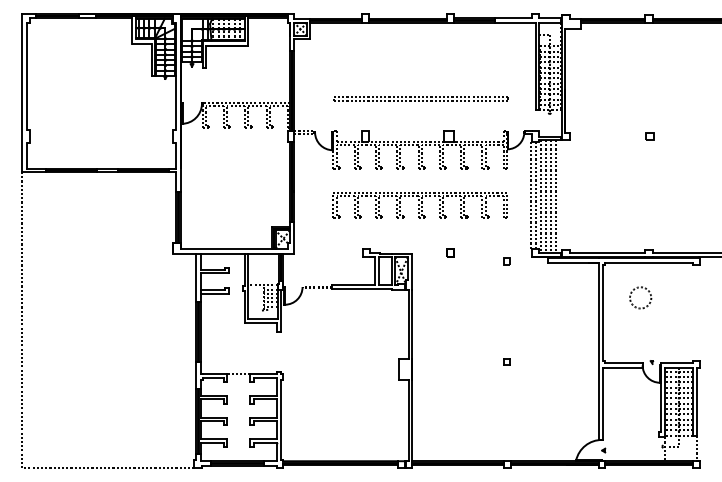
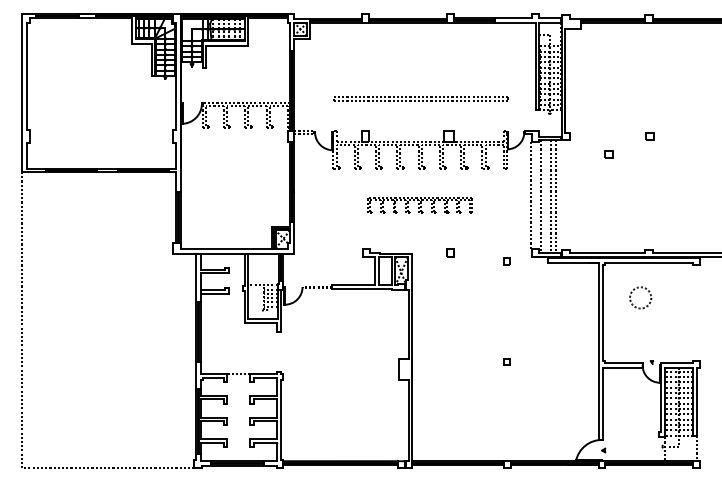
part: none -> present (608, 154)
line: present -> none (535, 194)
line: present -> none (545, 196)
part size: 176x27 px -> 106x17 px (419, 205)
